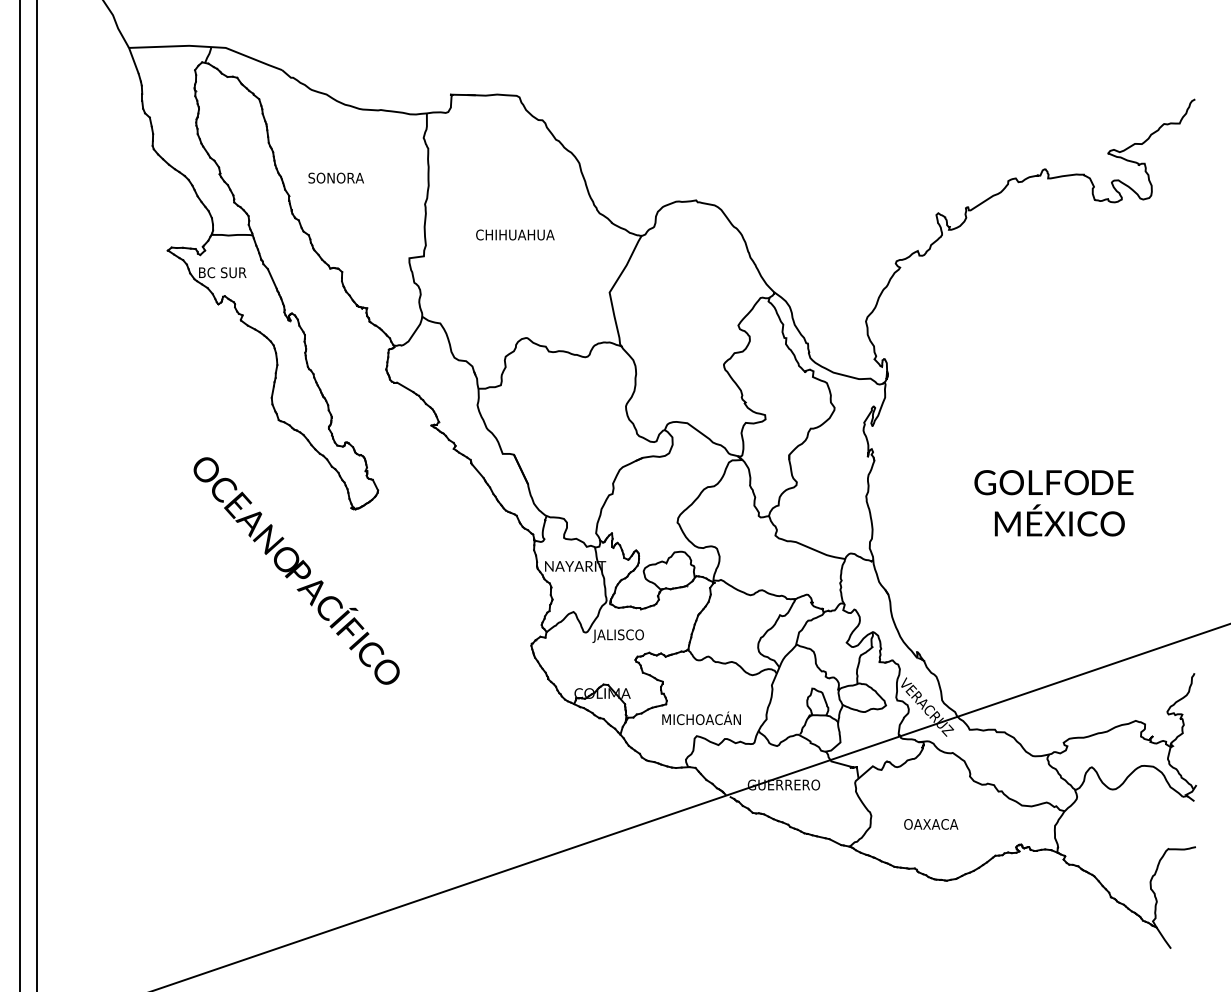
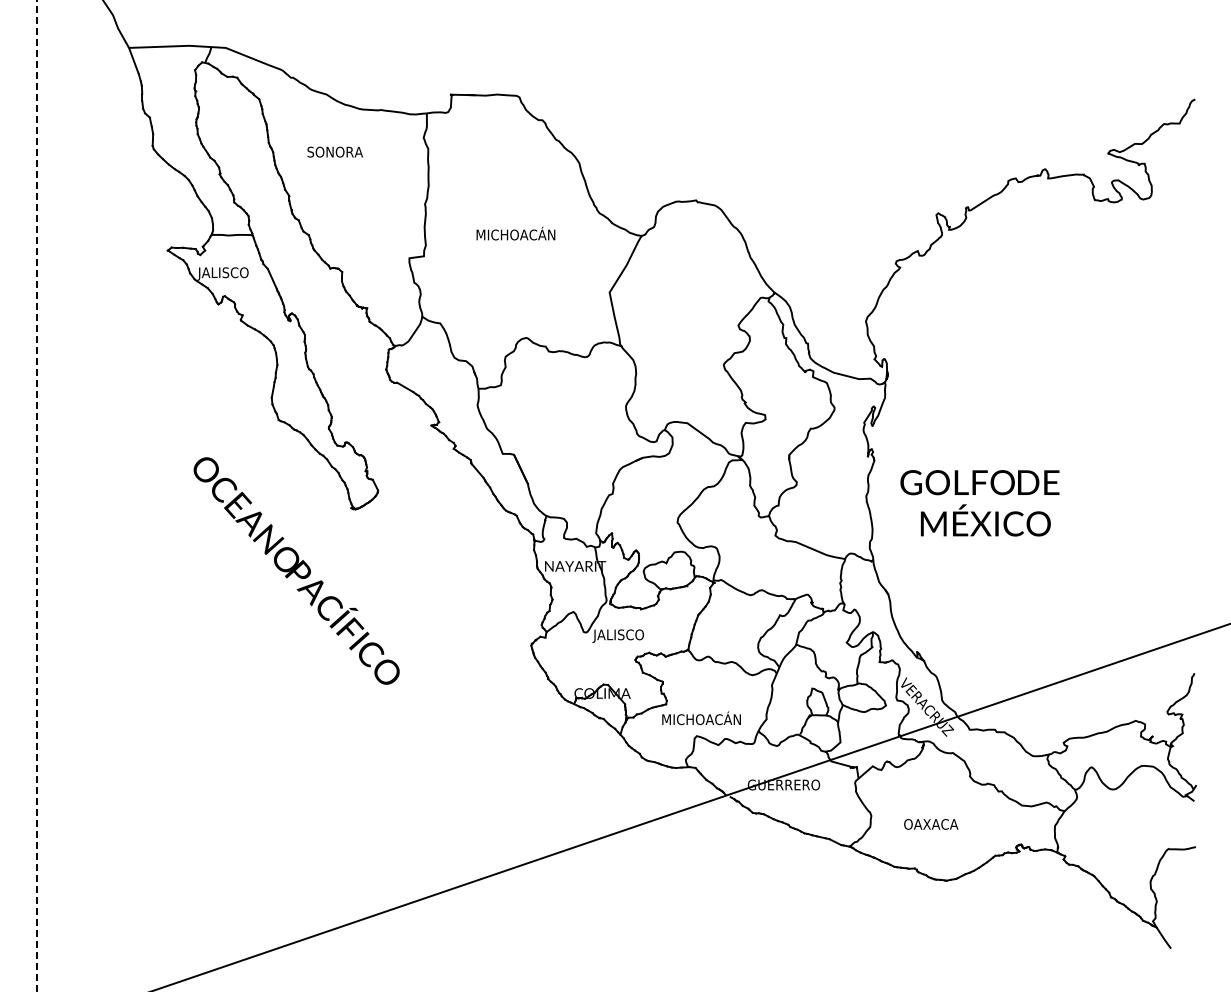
text position: (335, 177) -> (334, 151) (334, 151)
text: CHIHUAHUA -> MICHOACÁN (515, 233)
text: BC SUR -> JALISCO (222, 273)
line: present -> none (20, 495)
line: solid -> dashed (36, 495)
text position: (1053, 503) -> (979, 503) (979, 503)
